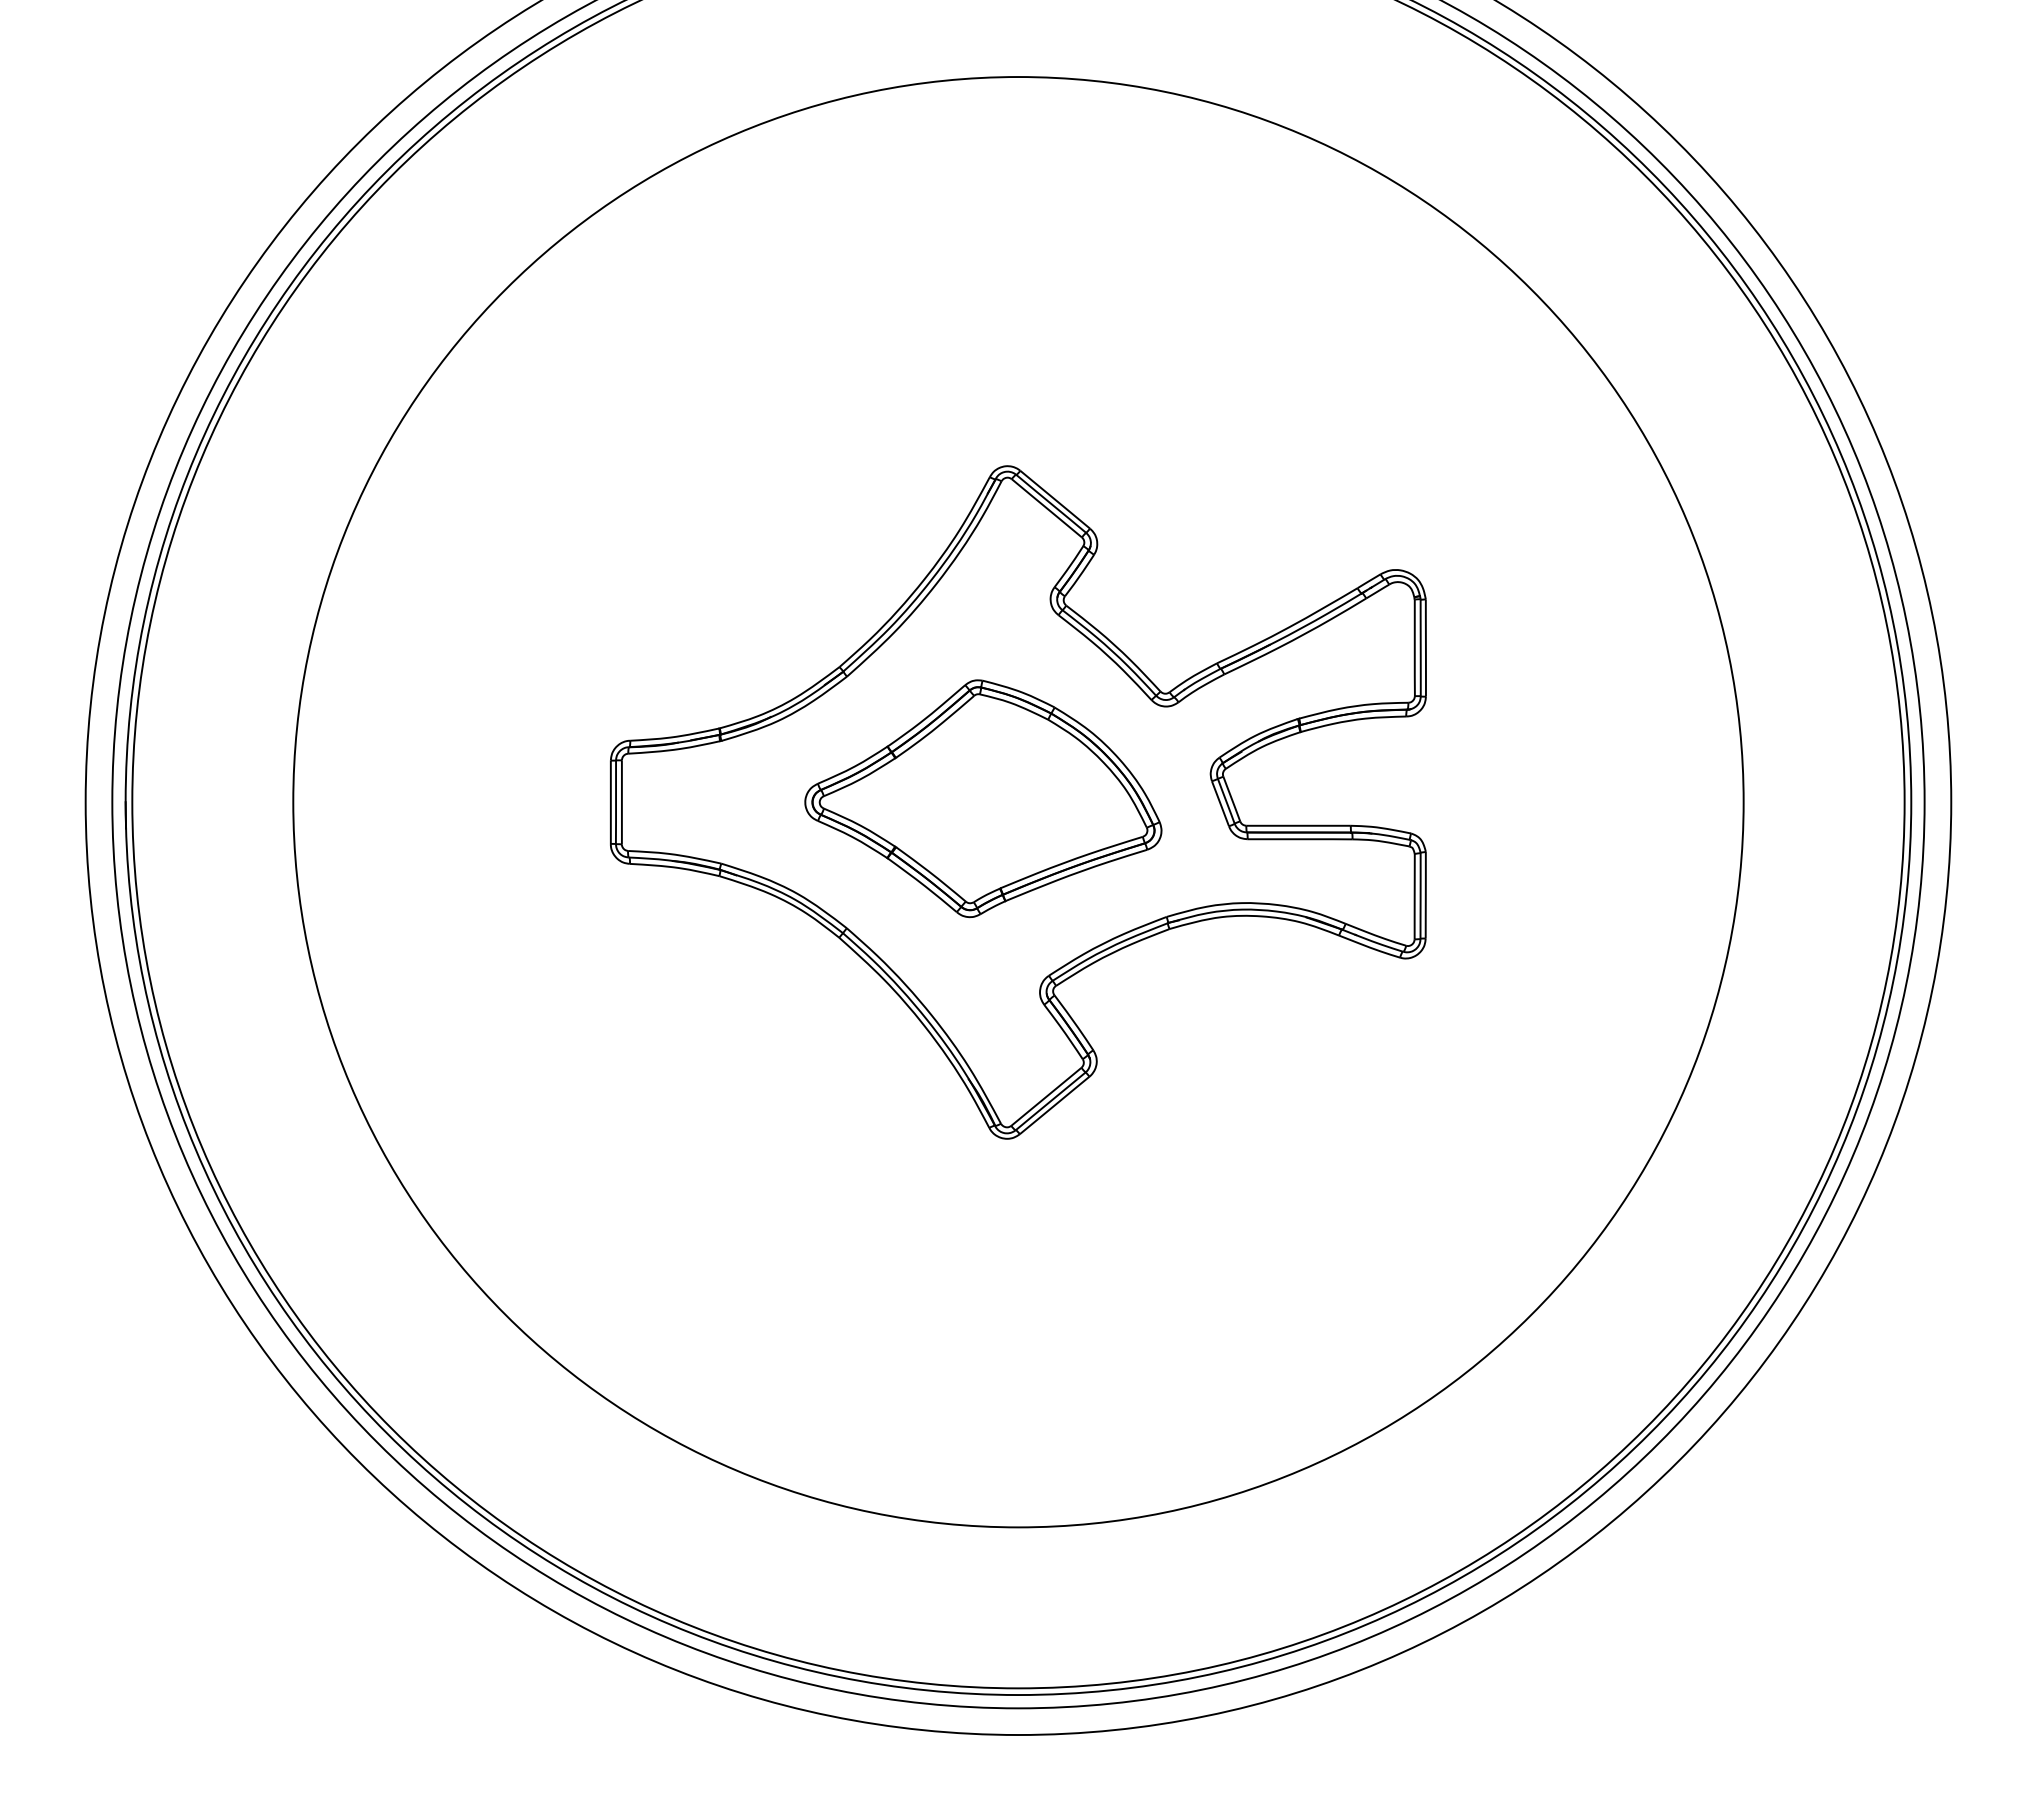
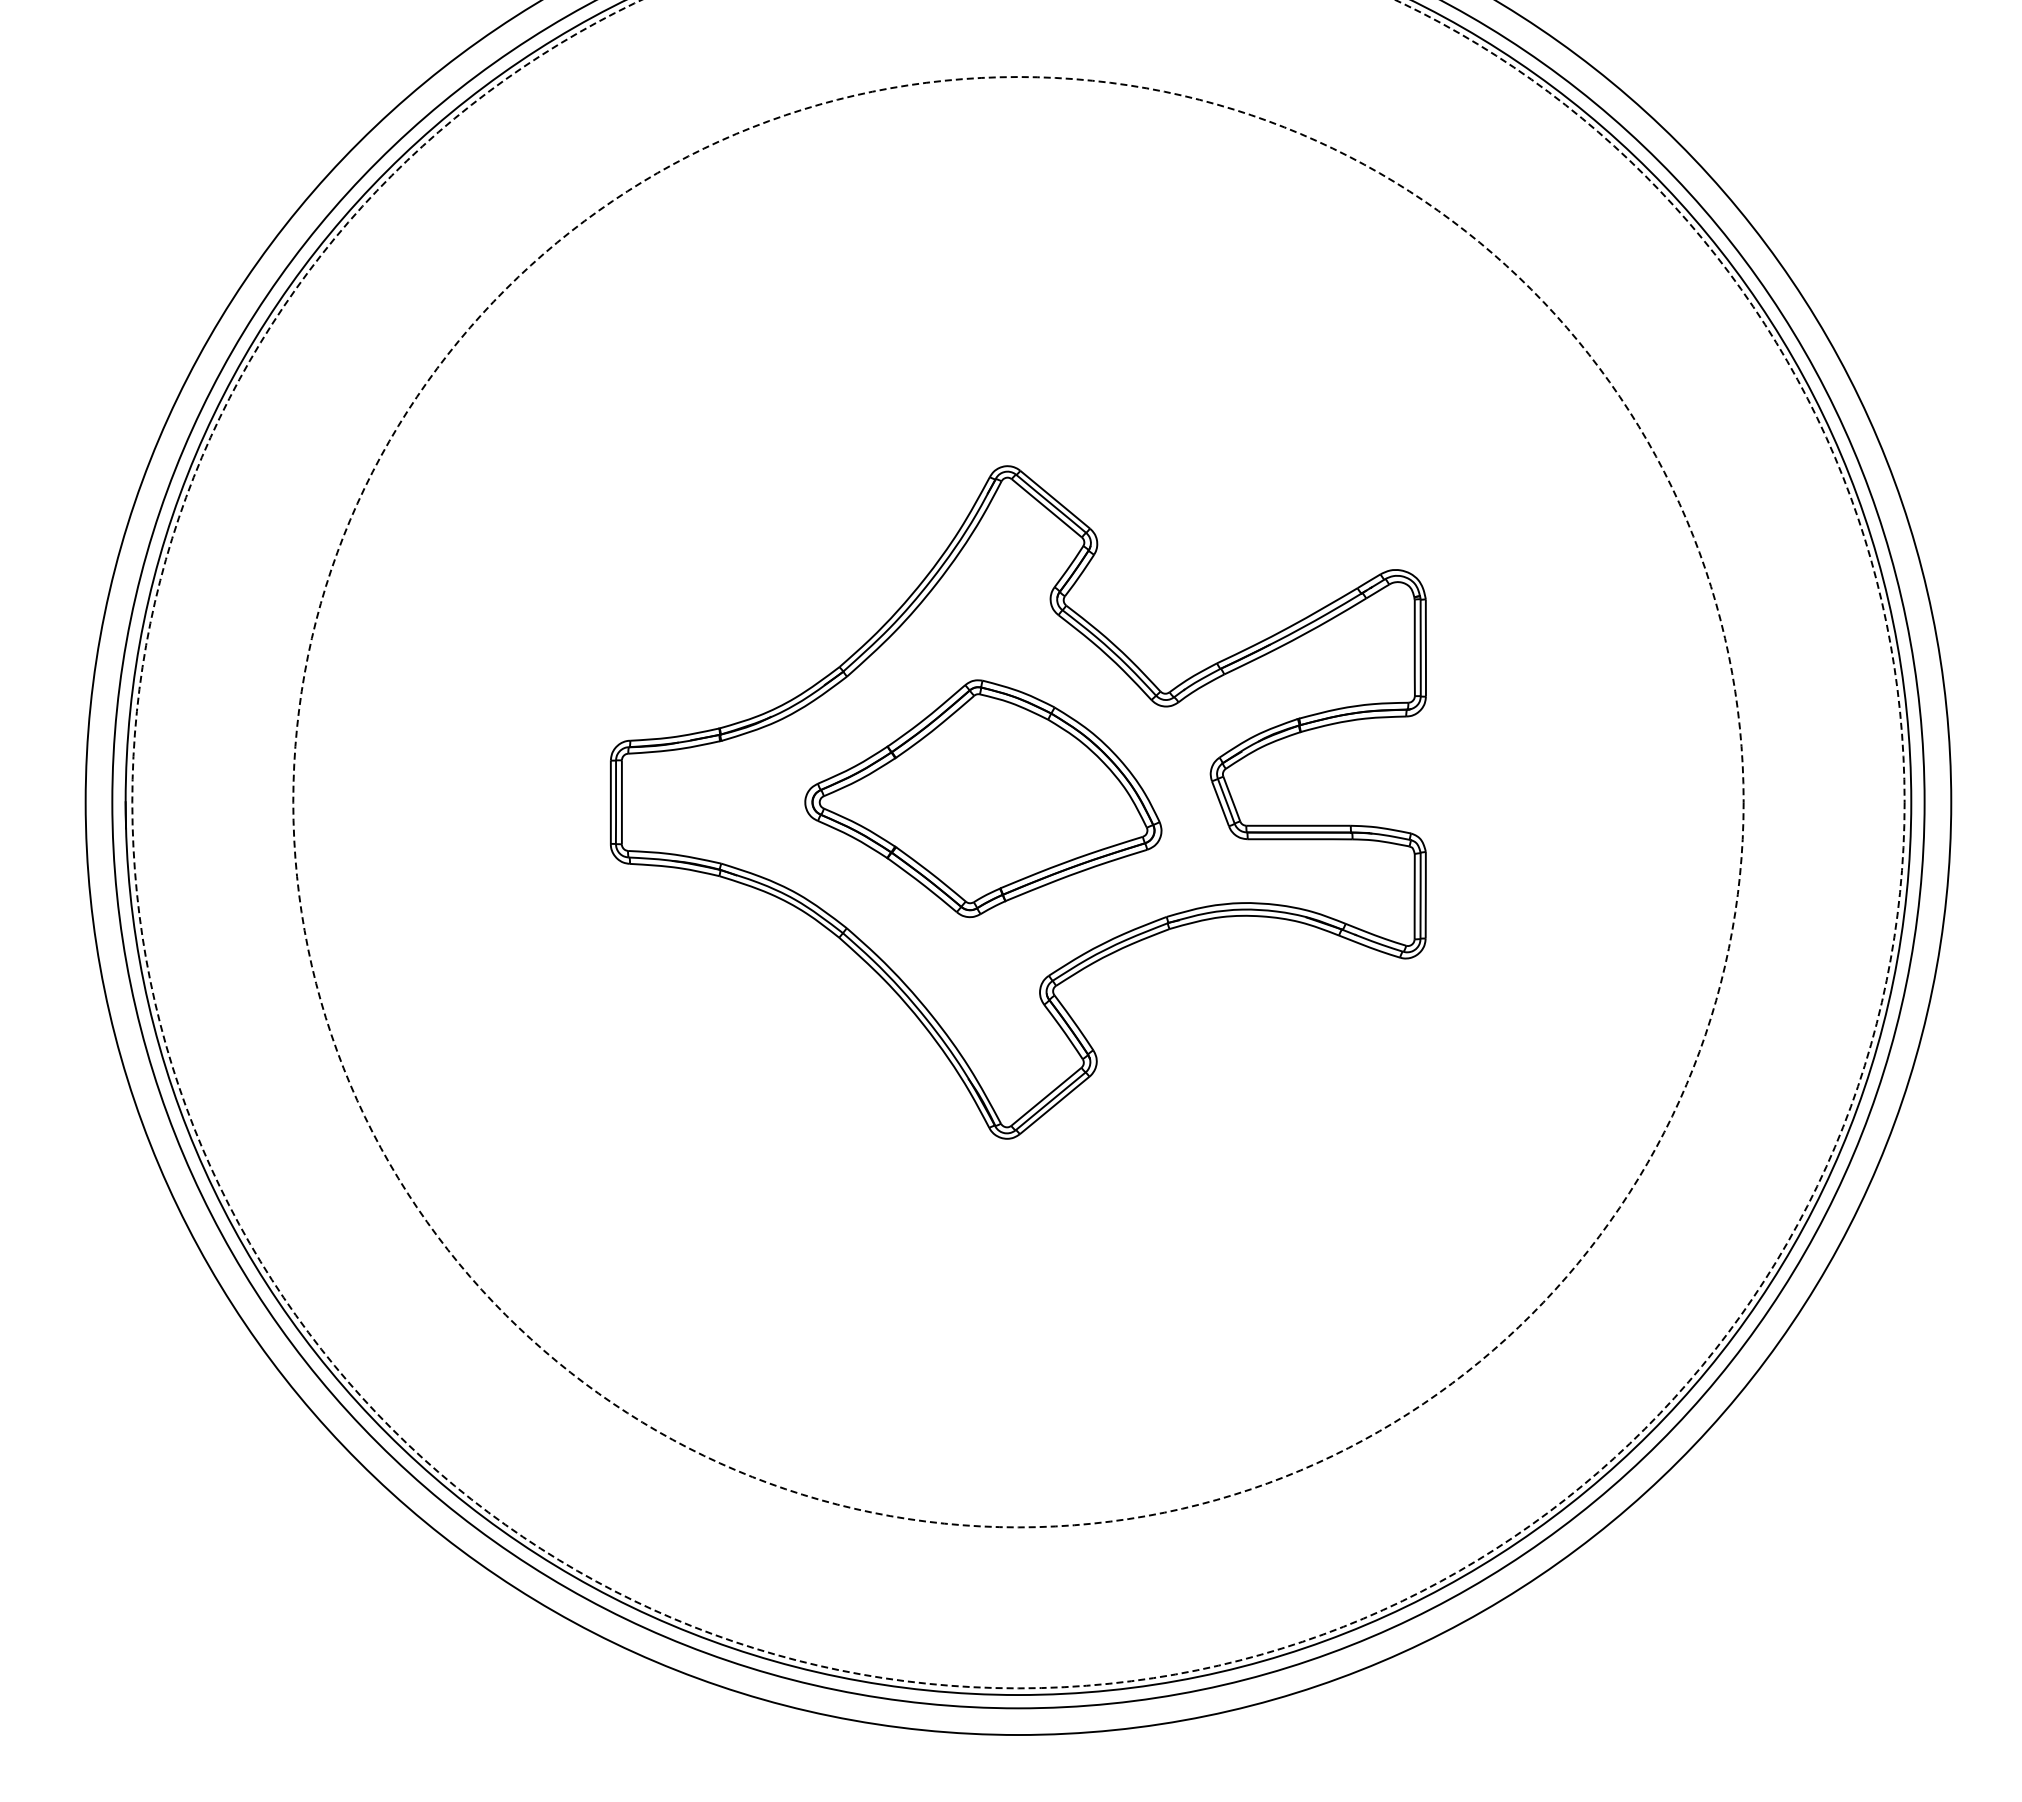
circle: solid -> dashed (1018, 802)
circle: solid -> dashed (1018, 844)
